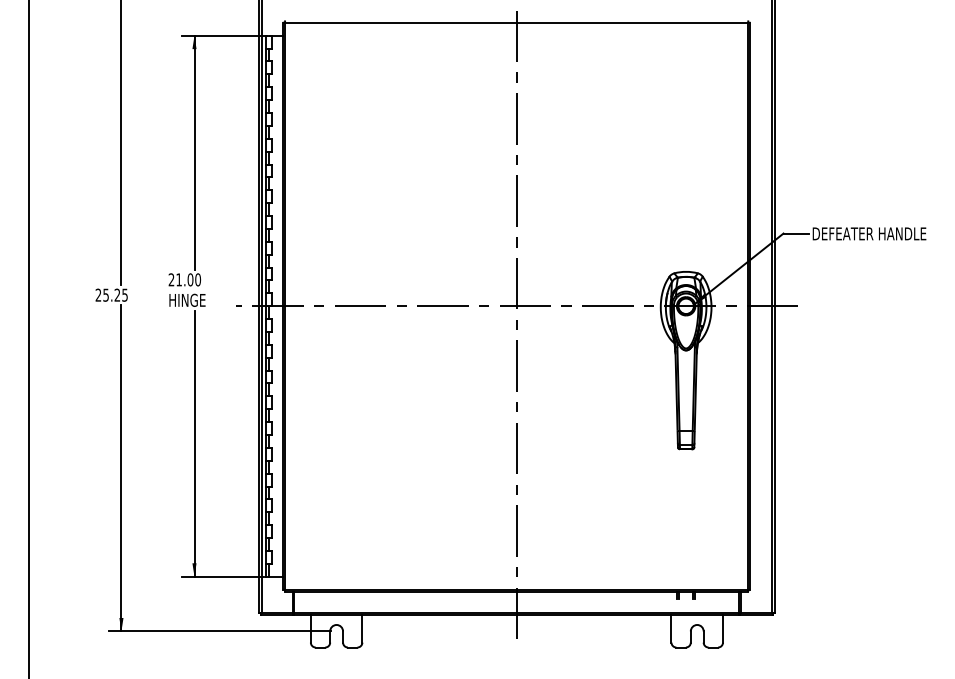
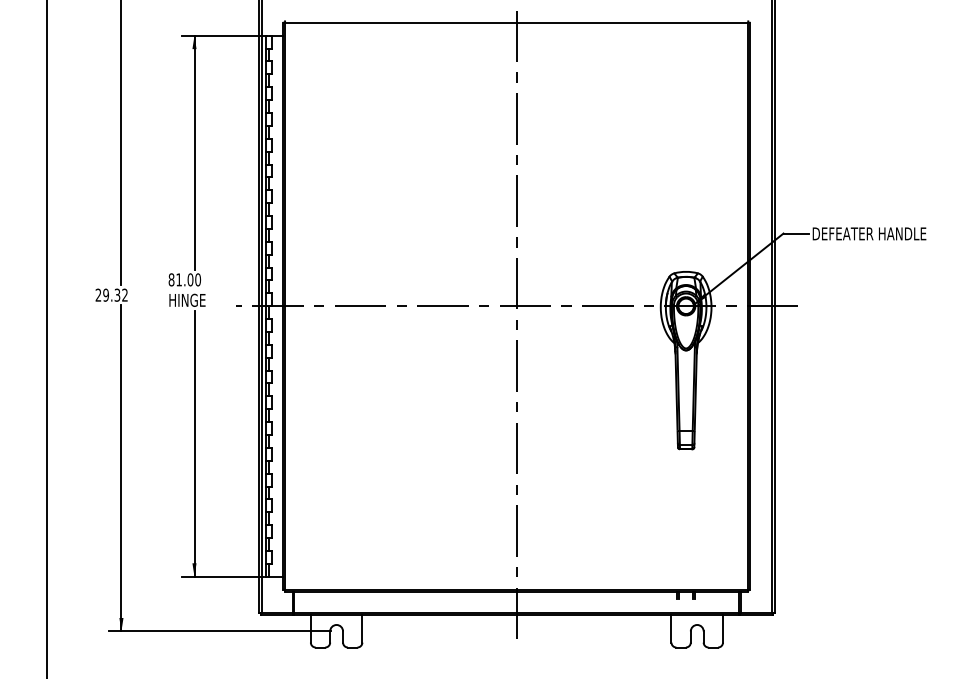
text: 21.00 -> 81.00 (171, 279)
text: 25.25 -> 29.32 (115, 294)
line position: (28, 338) -> (46, 338) (46, 338)
